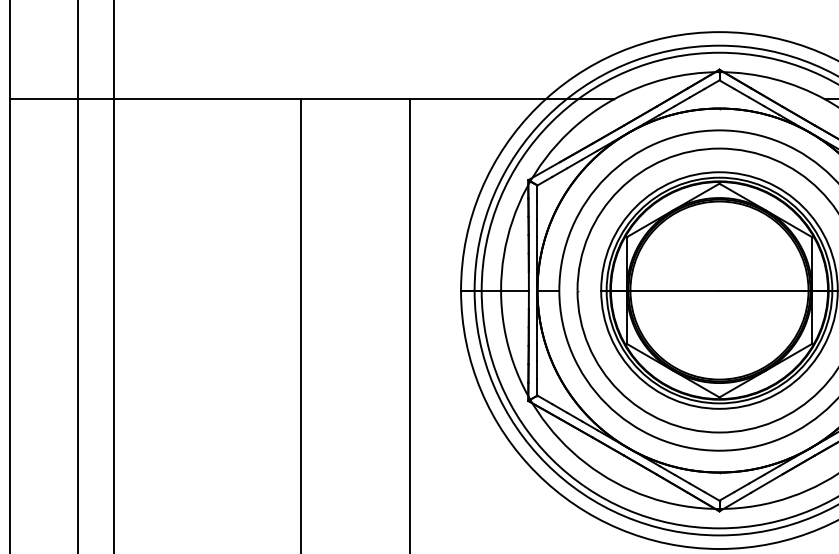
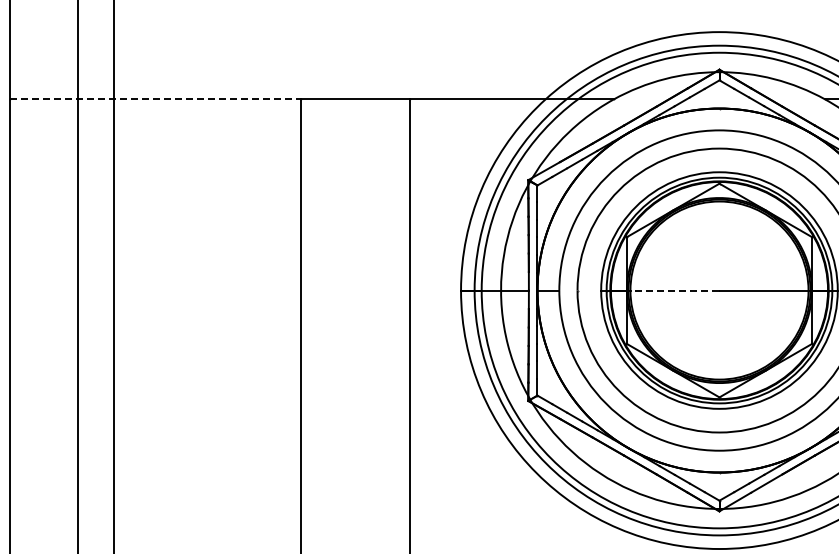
line: solid -> dashed (155, 99)
line: solid -> dashed (672, 290)
